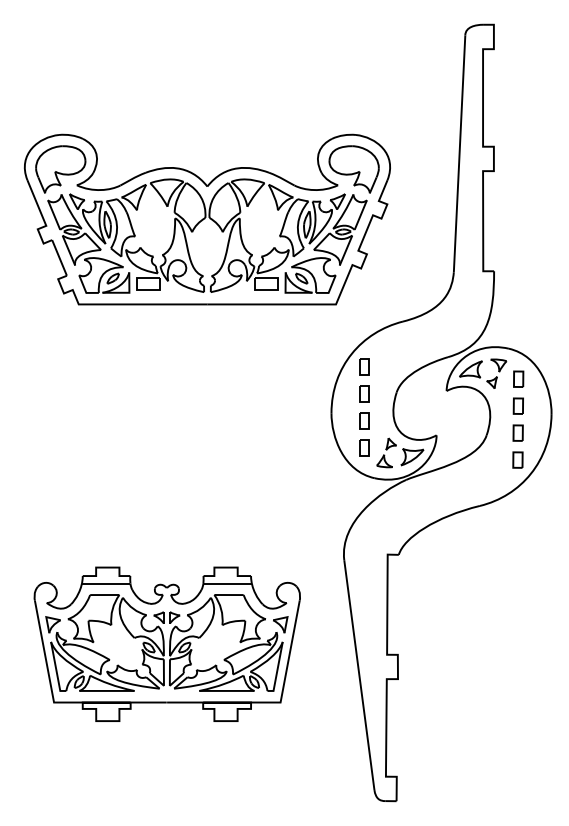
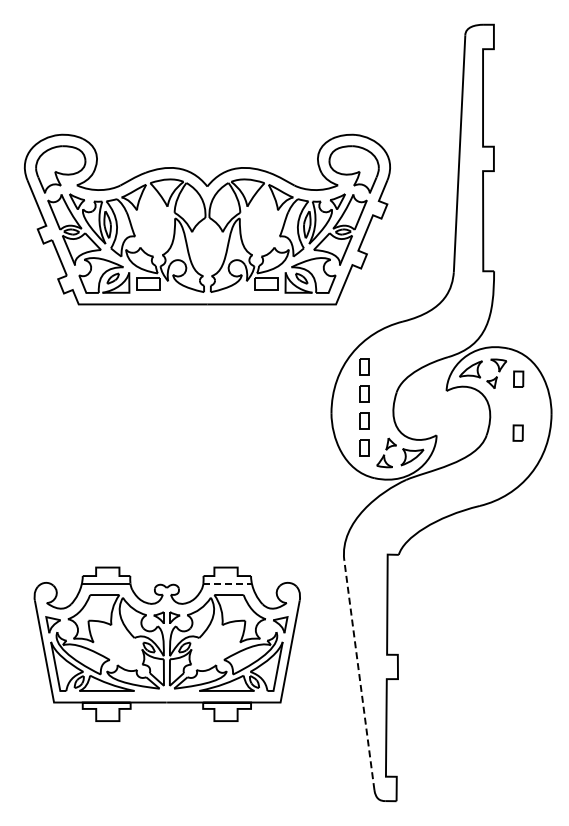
part: present -> none (517, 405)
part: present -> none (517, 459)
line: solid -> dashed (228, 583)
line: solid -> dashed (359, 675)
